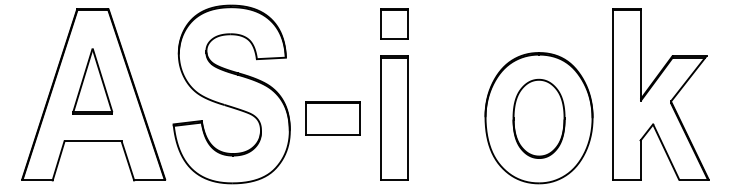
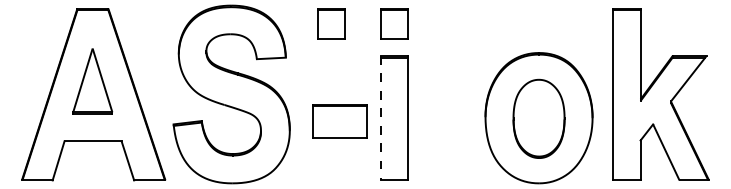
part: none -> present (331, 23)
part position: (332, 118) -> (339, 121) (339, 121)
line: solid -> dashed (380, 118)
